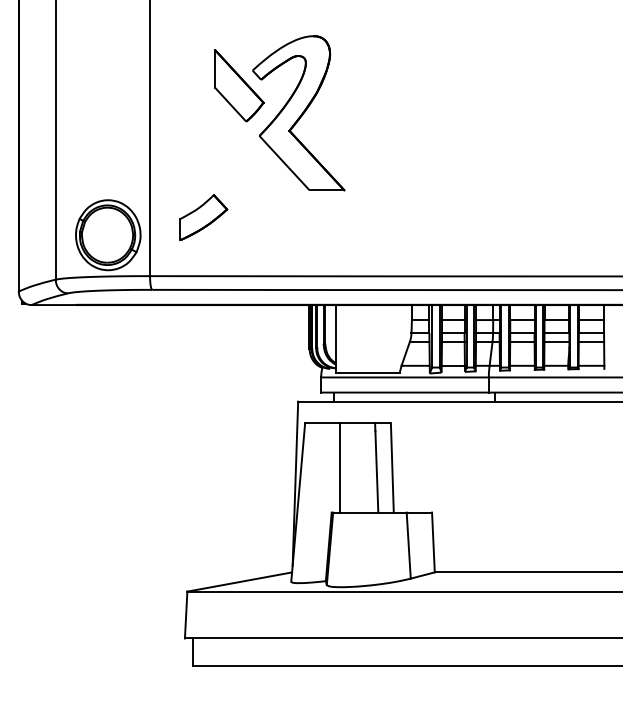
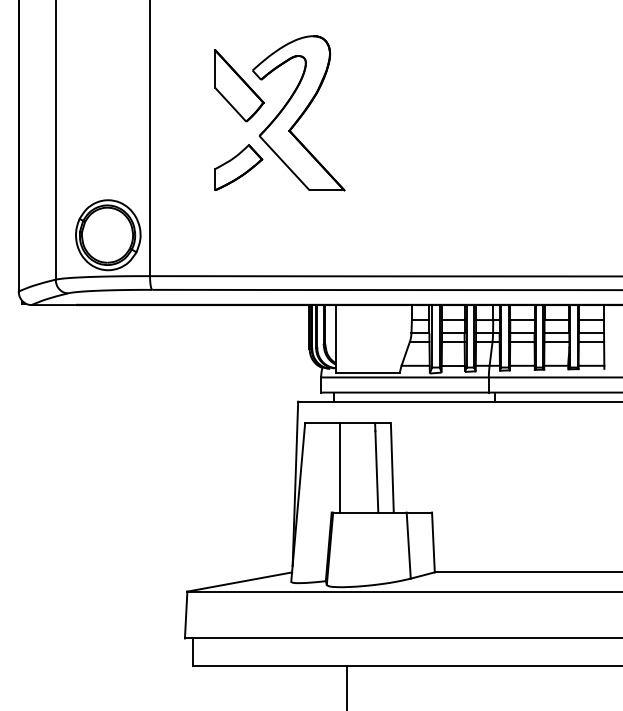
part position: (203, 217) -> (238, 167) (238, 167)
line: none -> present (347, 686)
